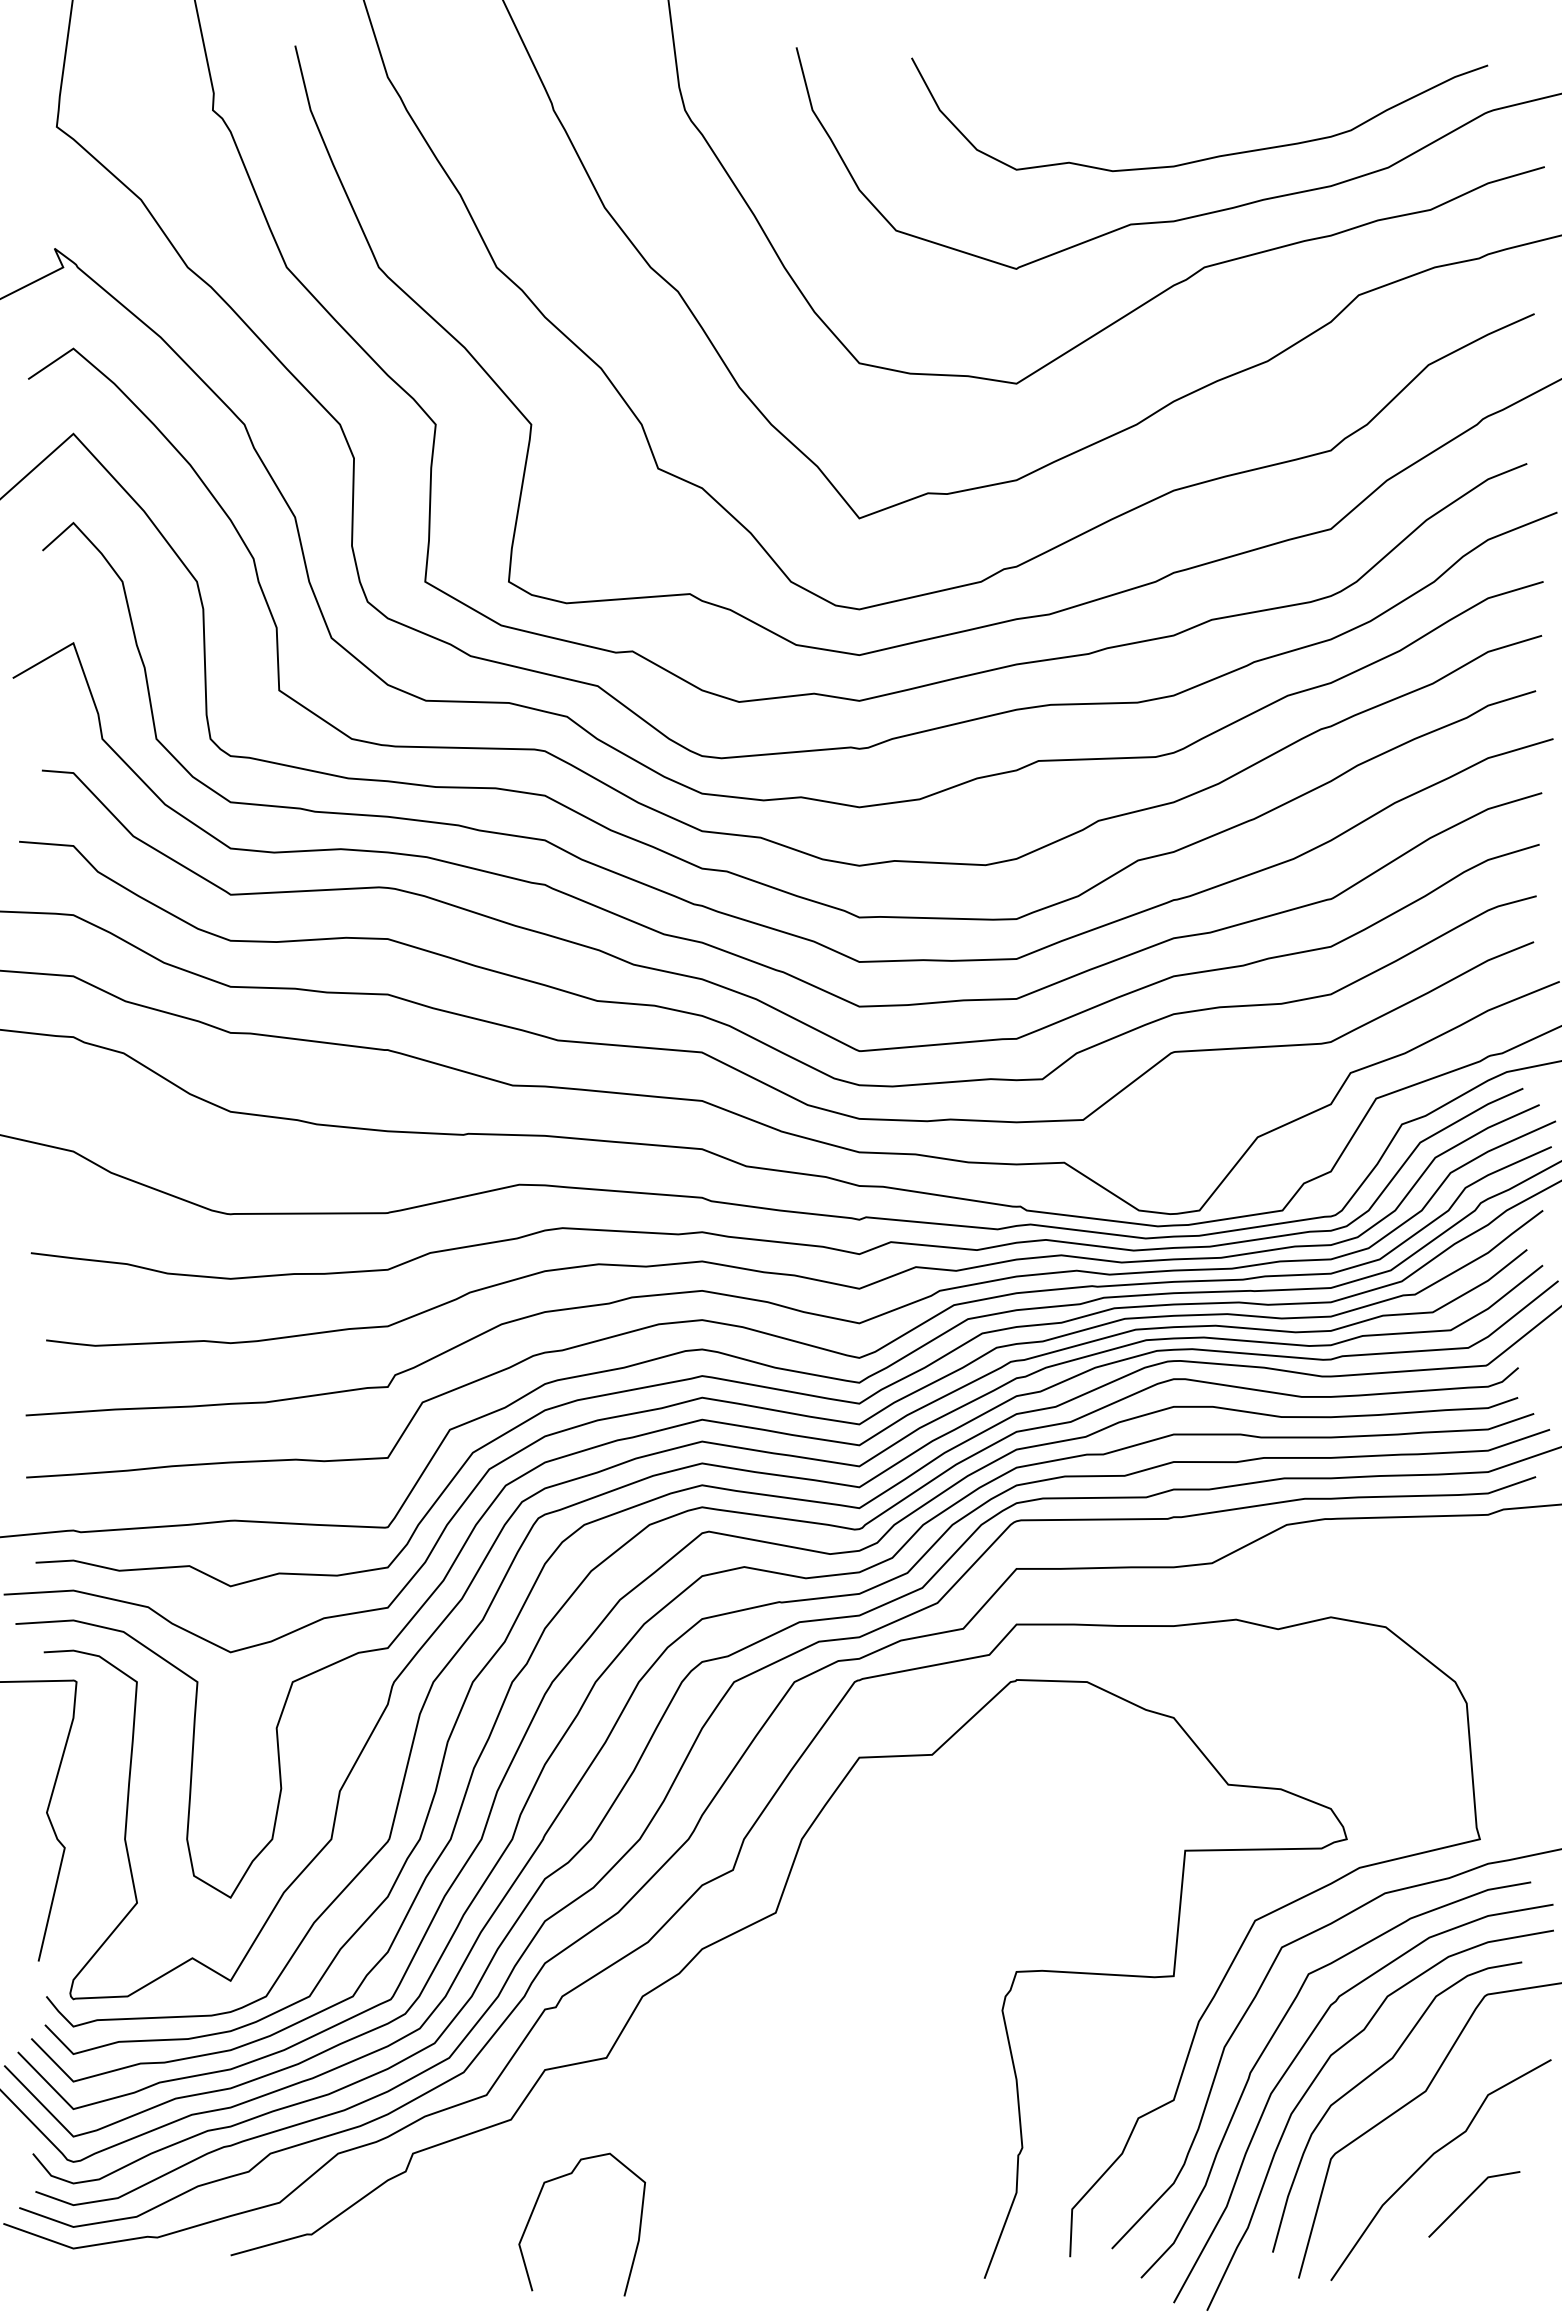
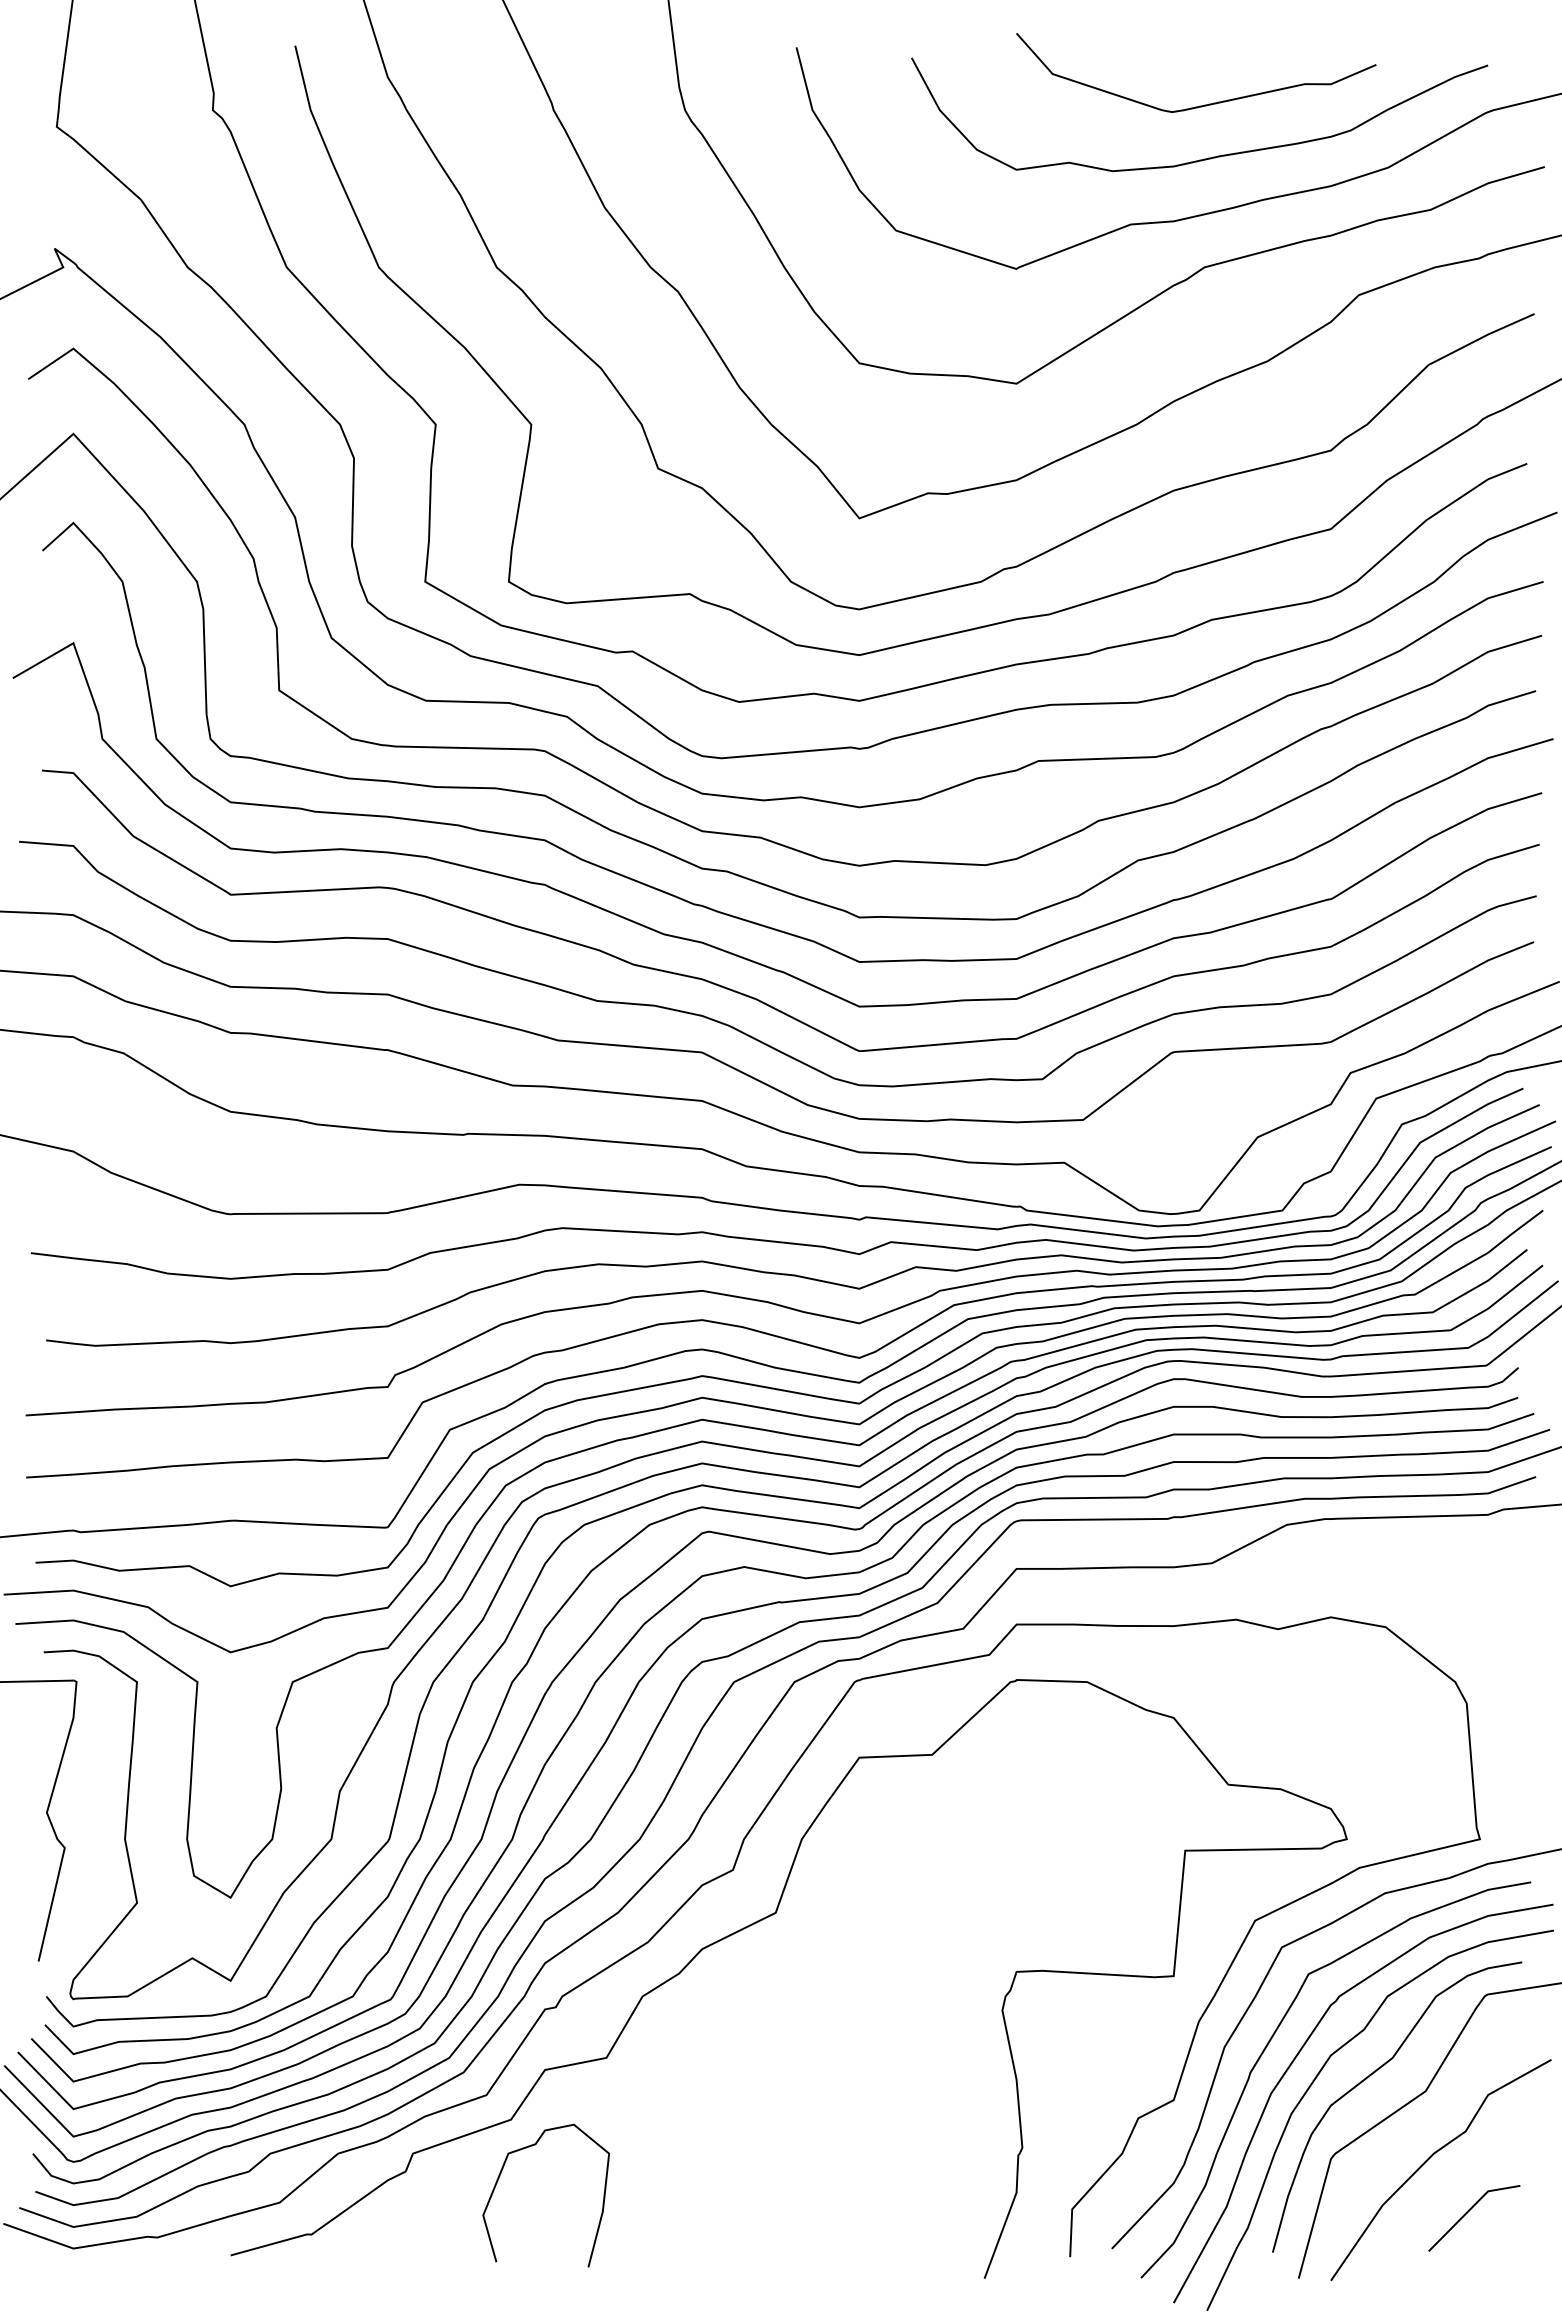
curve: none -> present (1204, 104)
line position: (1468, 2198) -> (1468, 2212) (1468, 2212)
curve position: (536, 2205) -> (500, 2176) (500, 2176)
